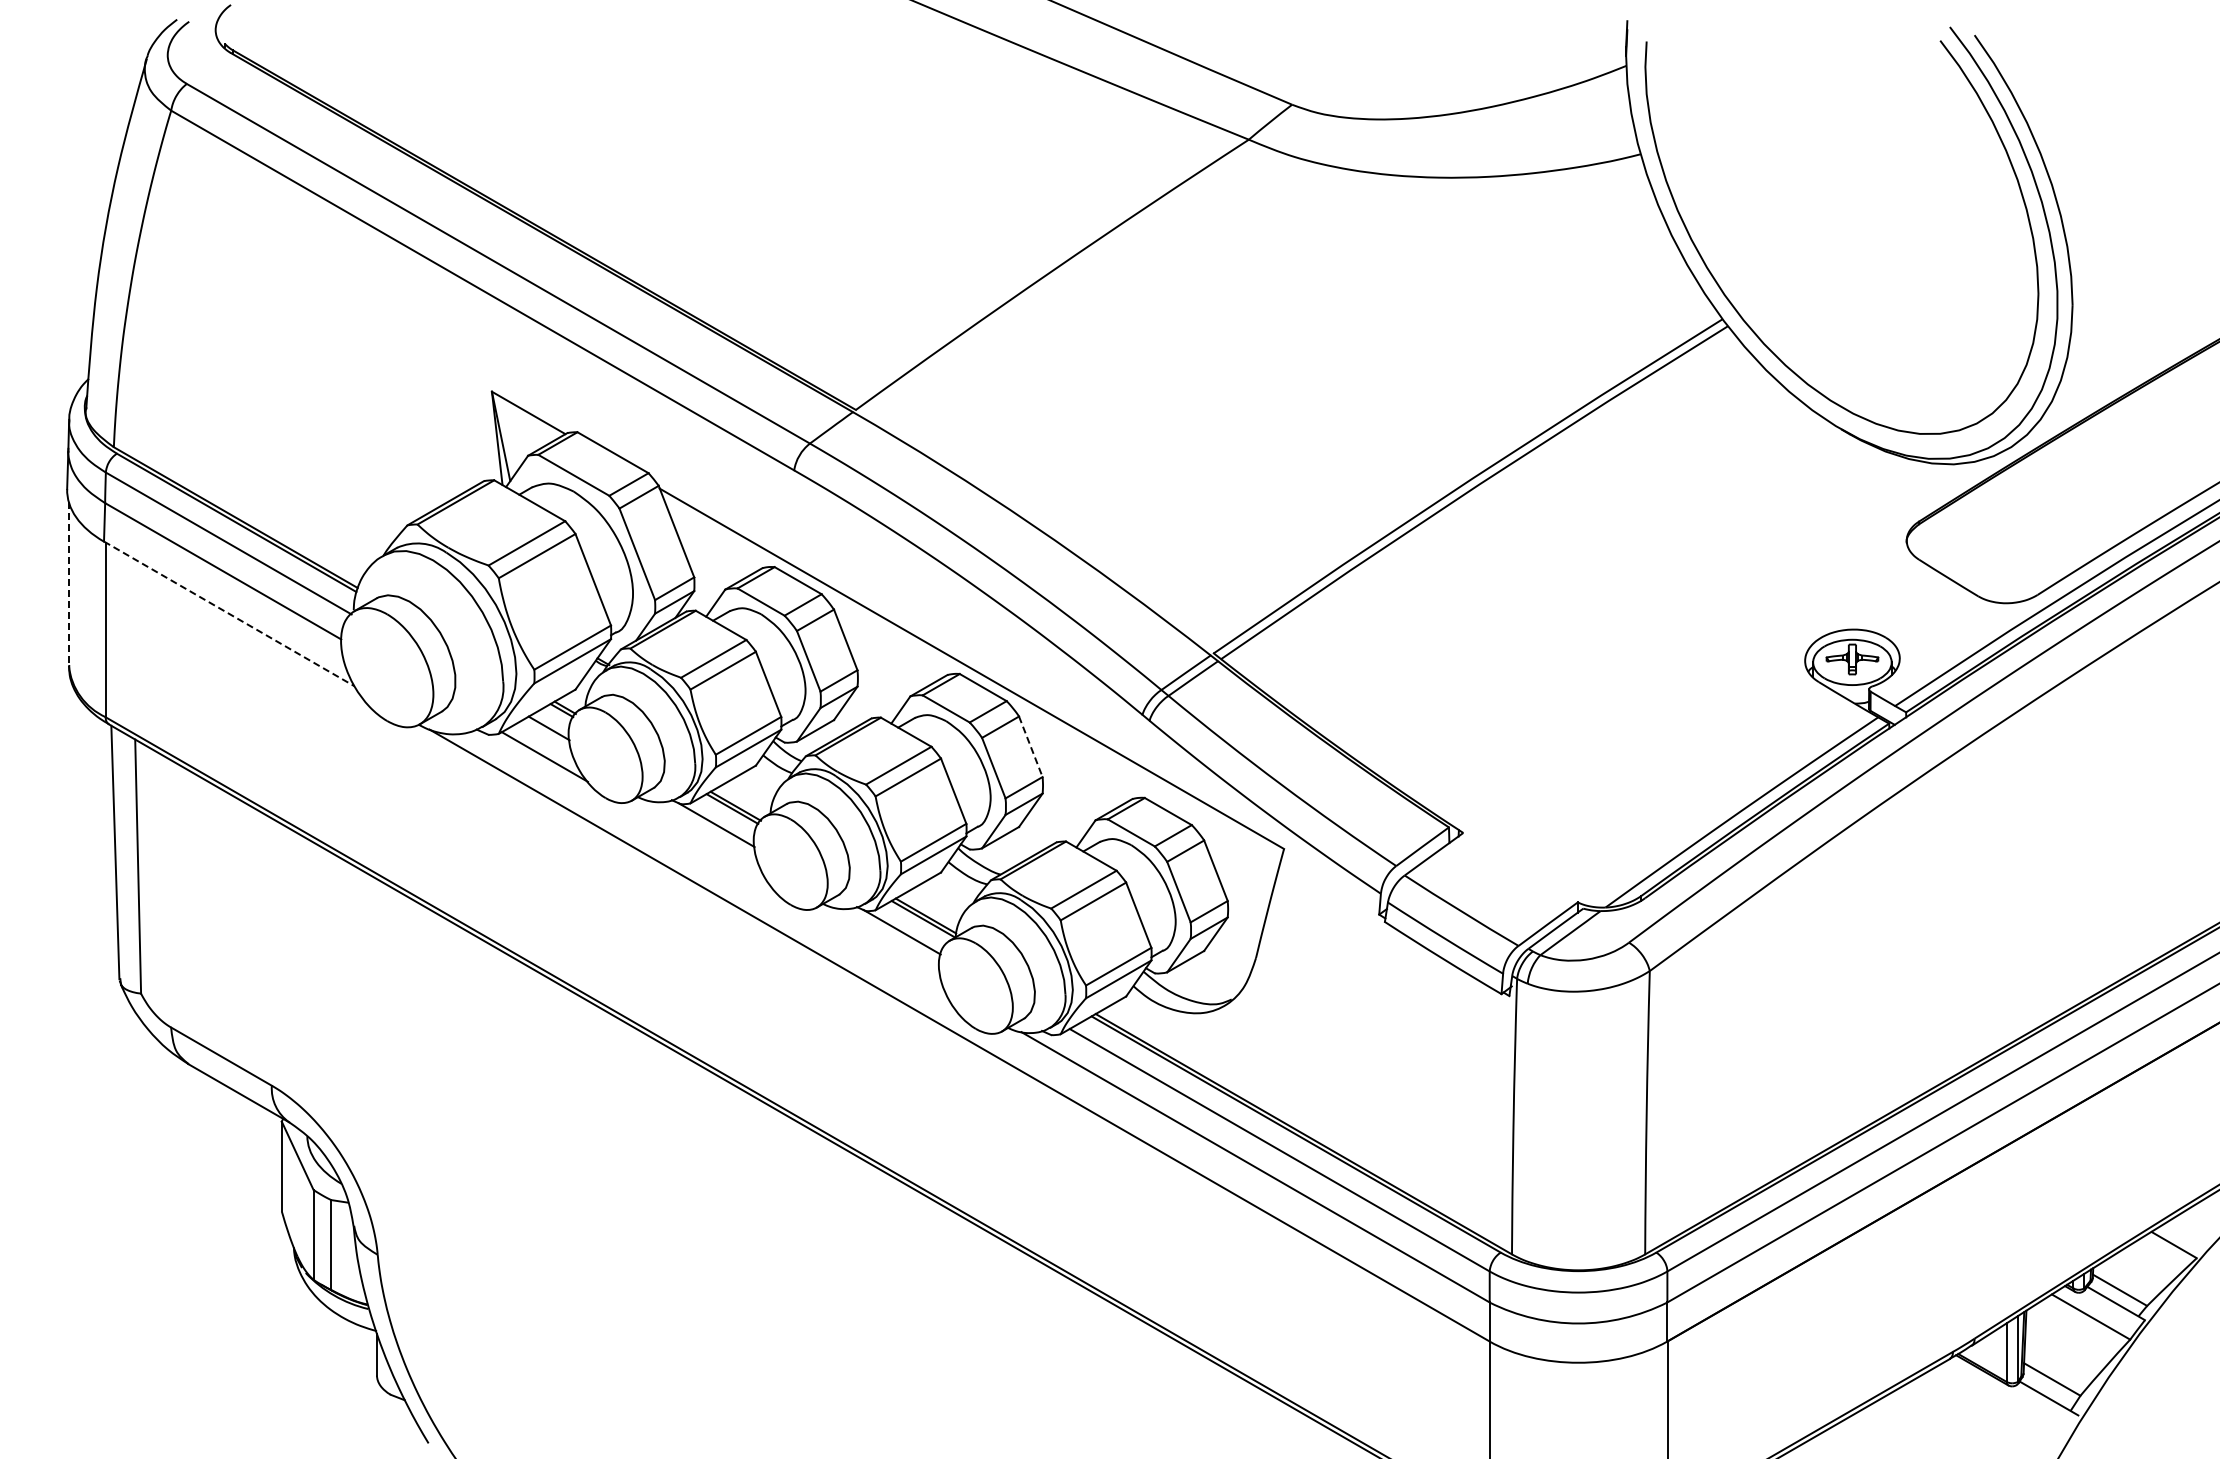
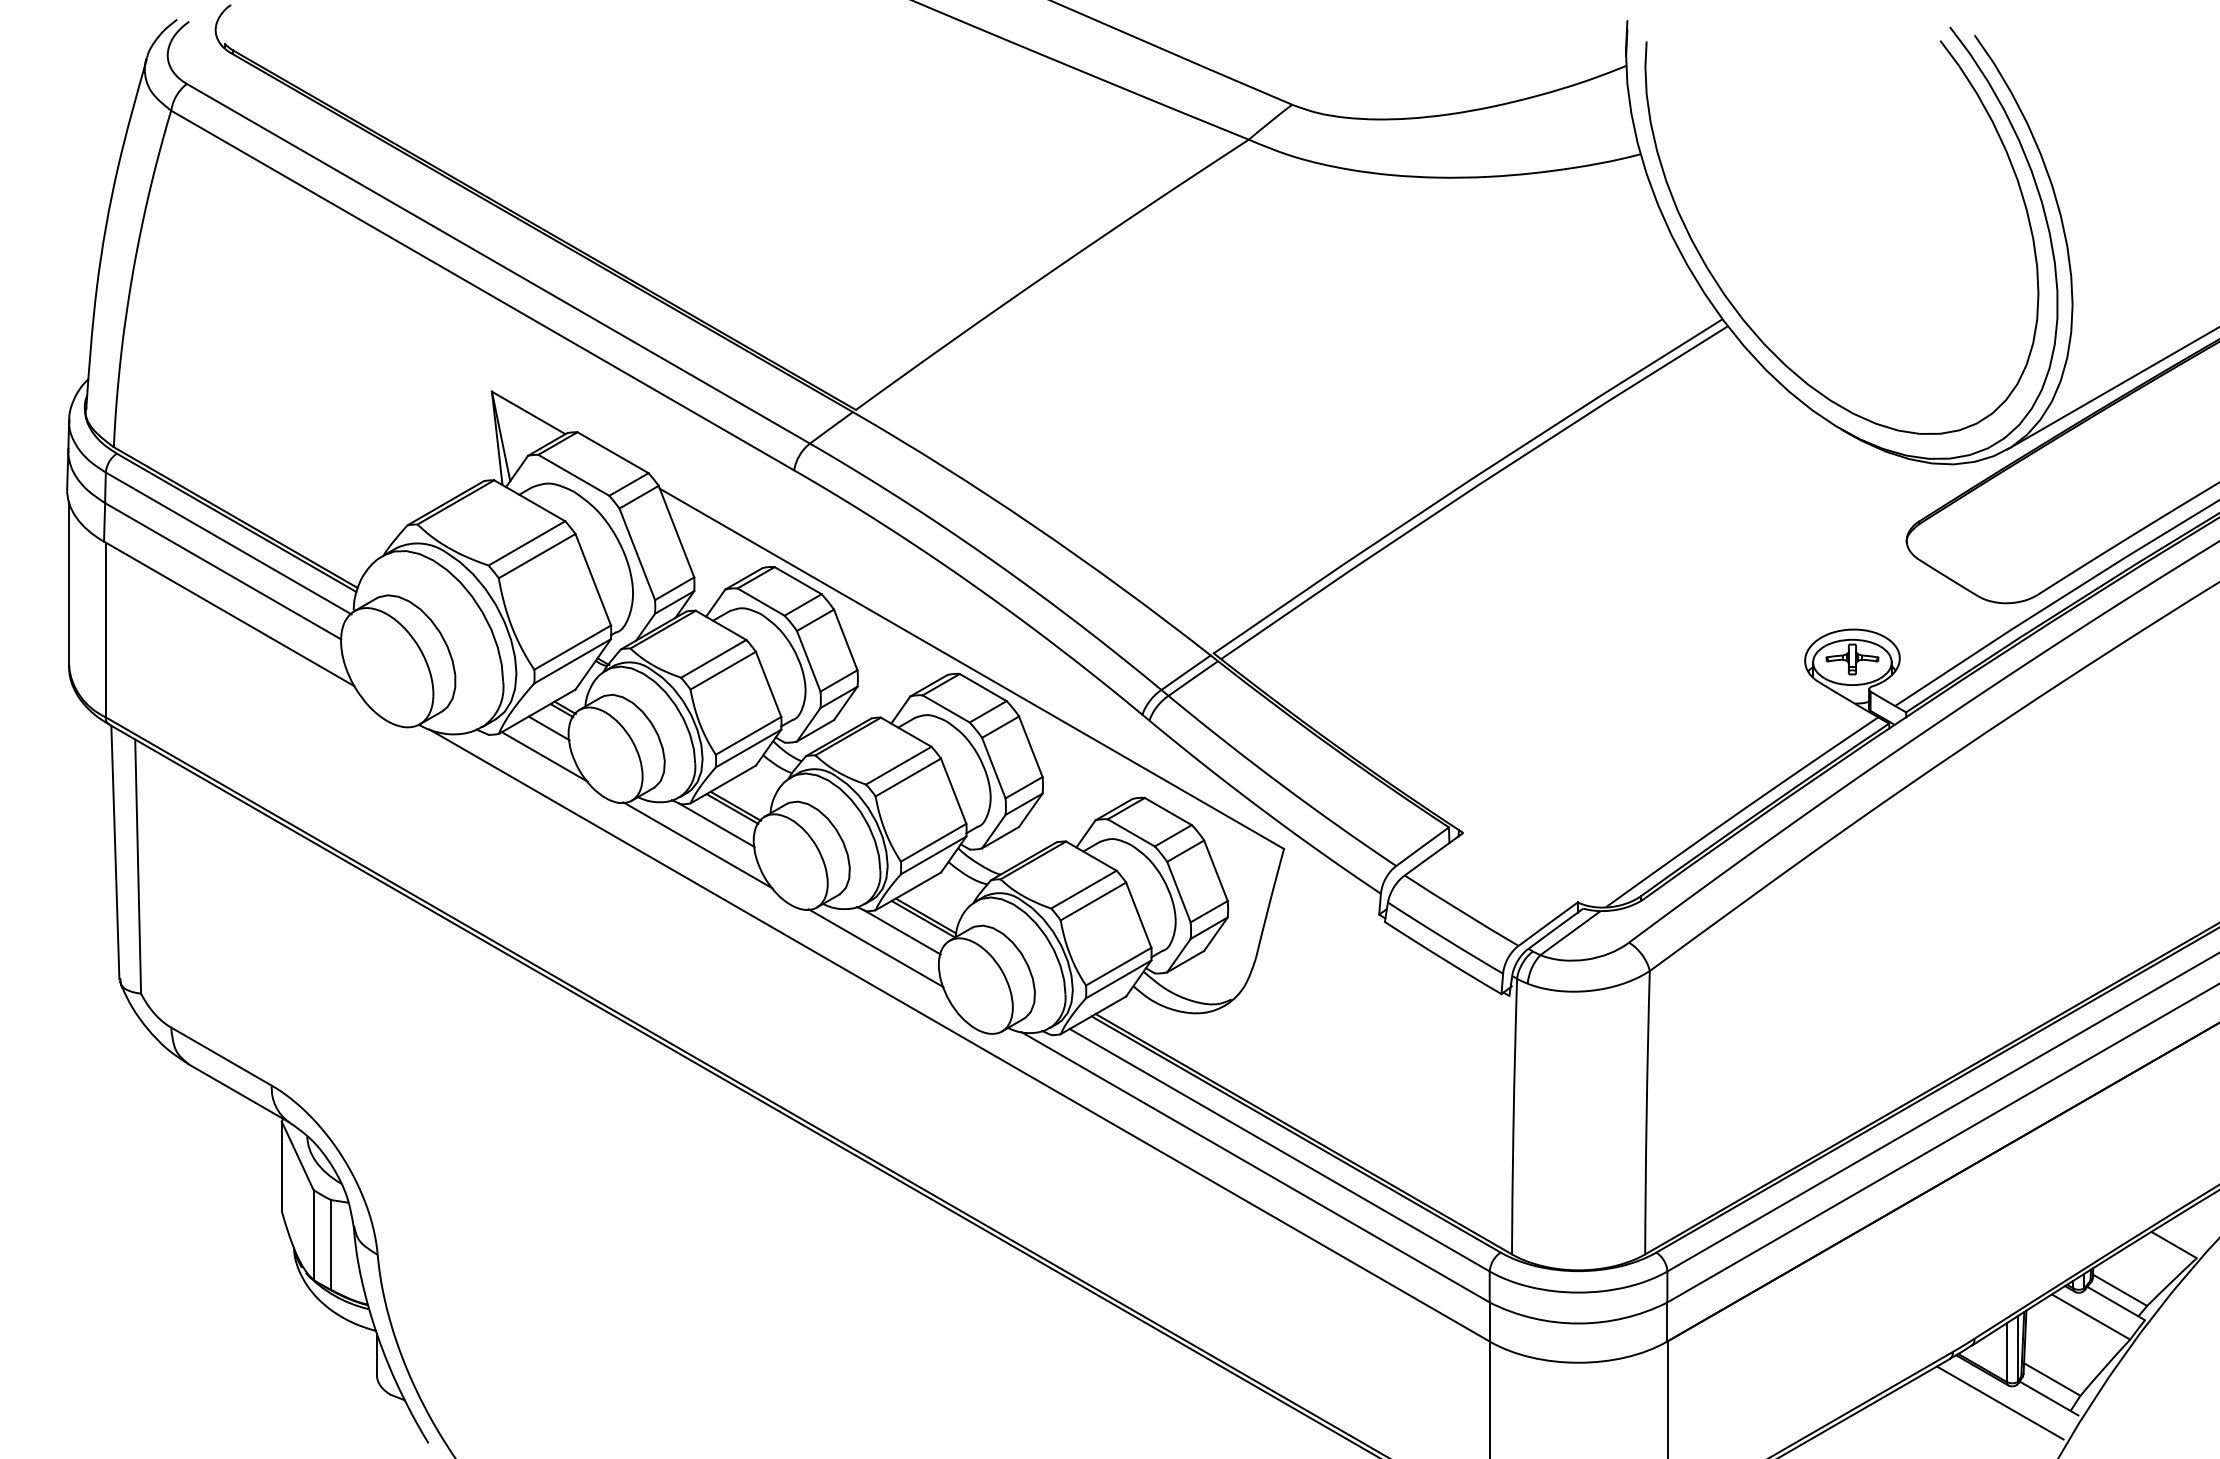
line: none -> present (2111, 388)
line: dashed -> solid (68, 584)
line: dashed -> solid (229, 613)
line: dashed -> solid (1031, 747)
line: none -> present (697, 845)
line: none -> present (875, 948)
line: none -> present (2000, 1402)
